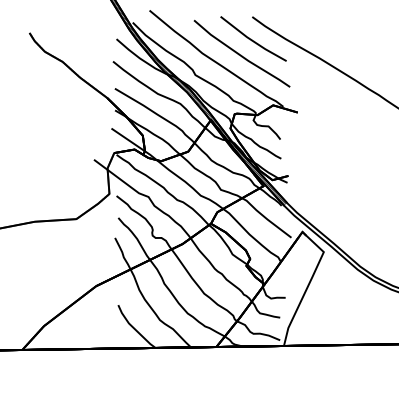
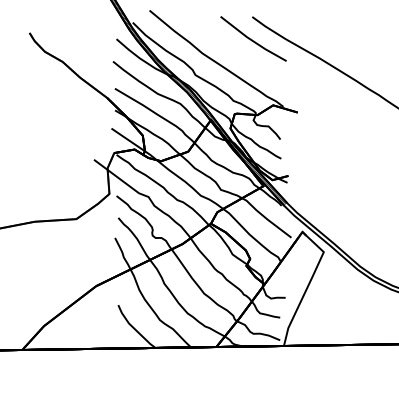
part: present -> none (241, 53)
